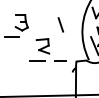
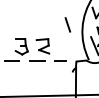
line position: (60, 24) -> (67, 24) (67, 24)
part position: (16, 25) -> (16, 49) (16, 49)
